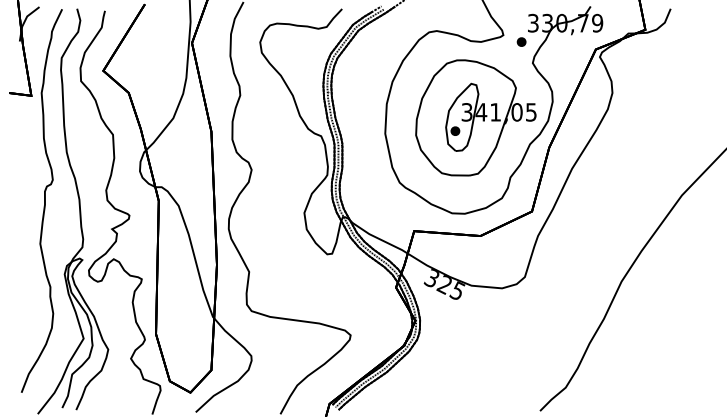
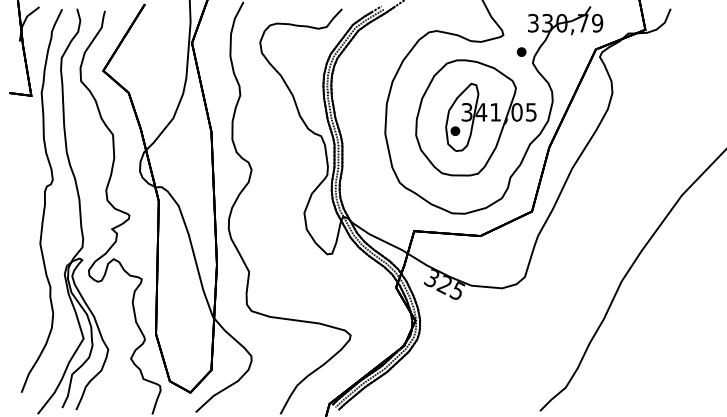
part position: (521, 41) -> (521, 51) (521, 51)
